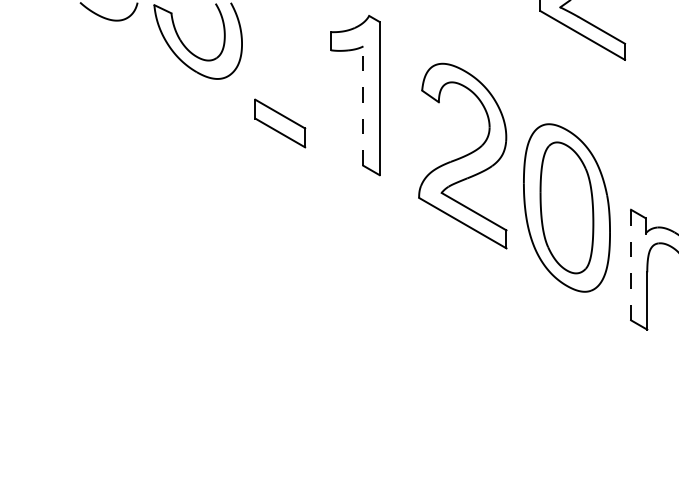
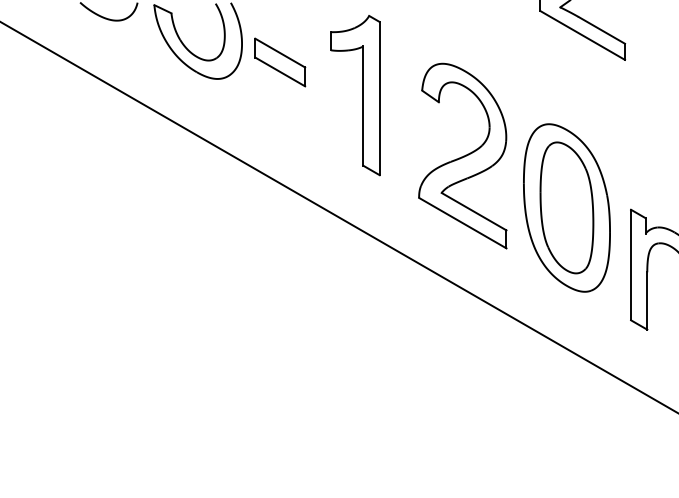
line: dashed -> solid (363, 106)
part position: (280, 123) -> (280, 62) (280, 62)
line: none -> present (338, 217)
line: dashed -> solid (631, 264)
